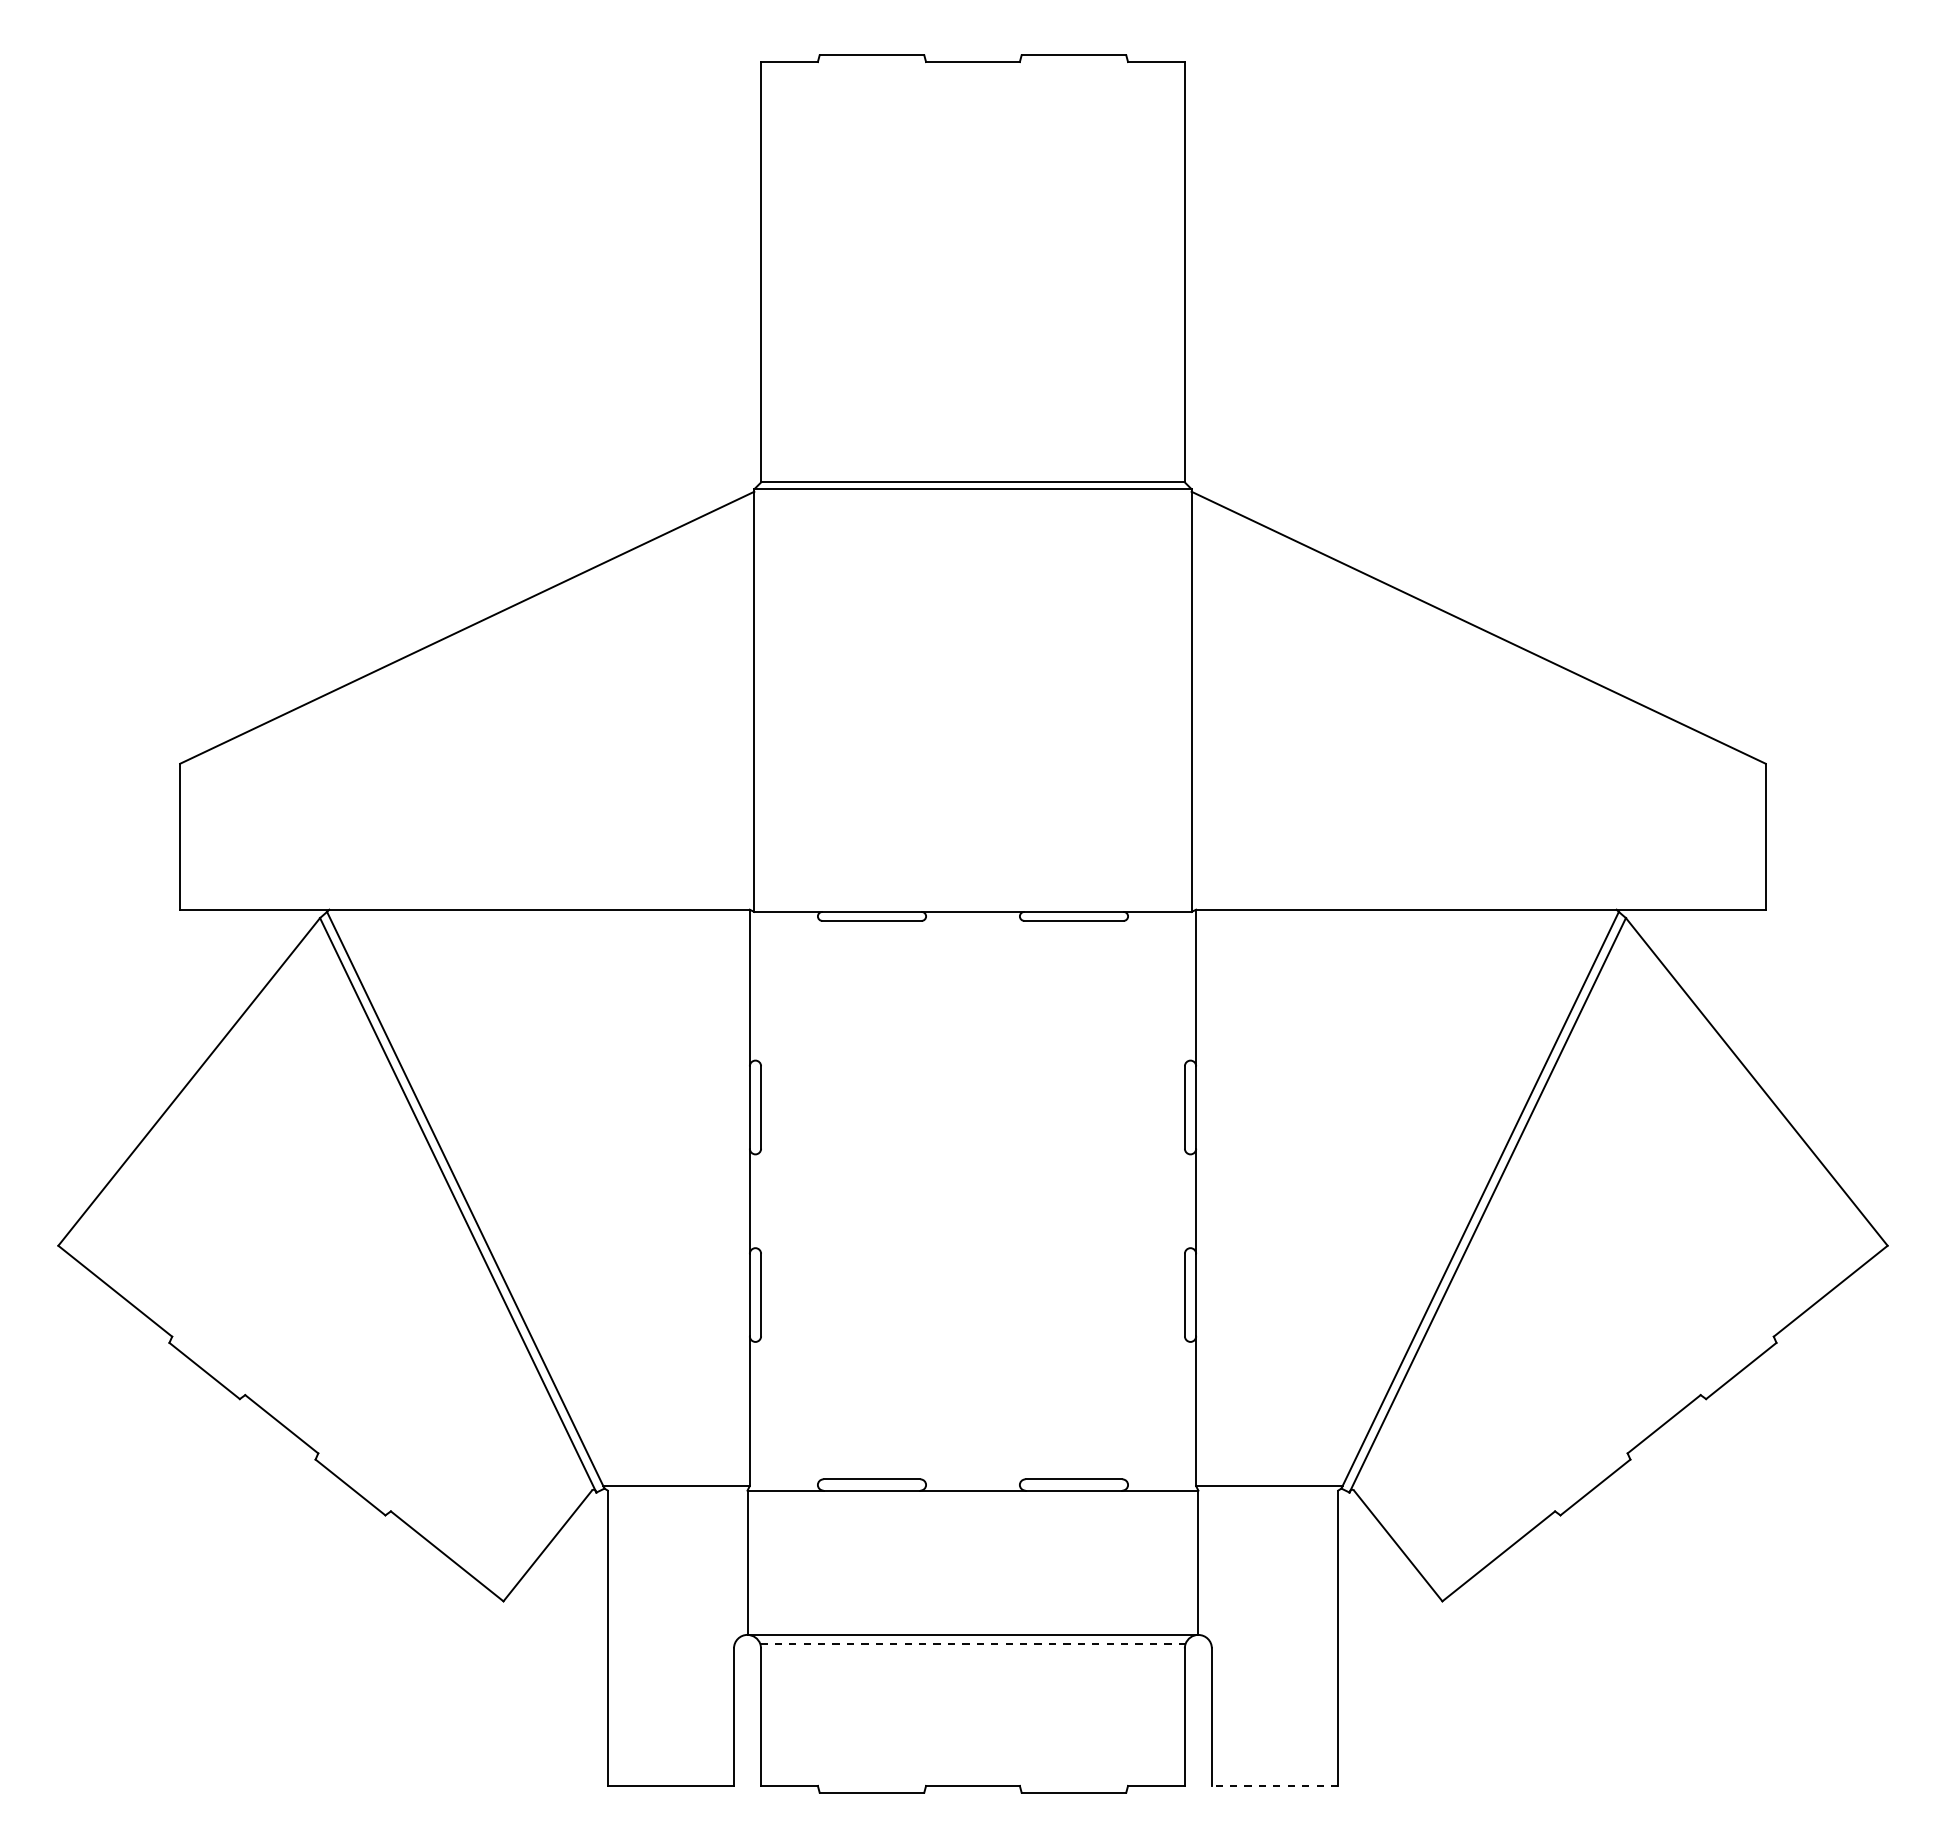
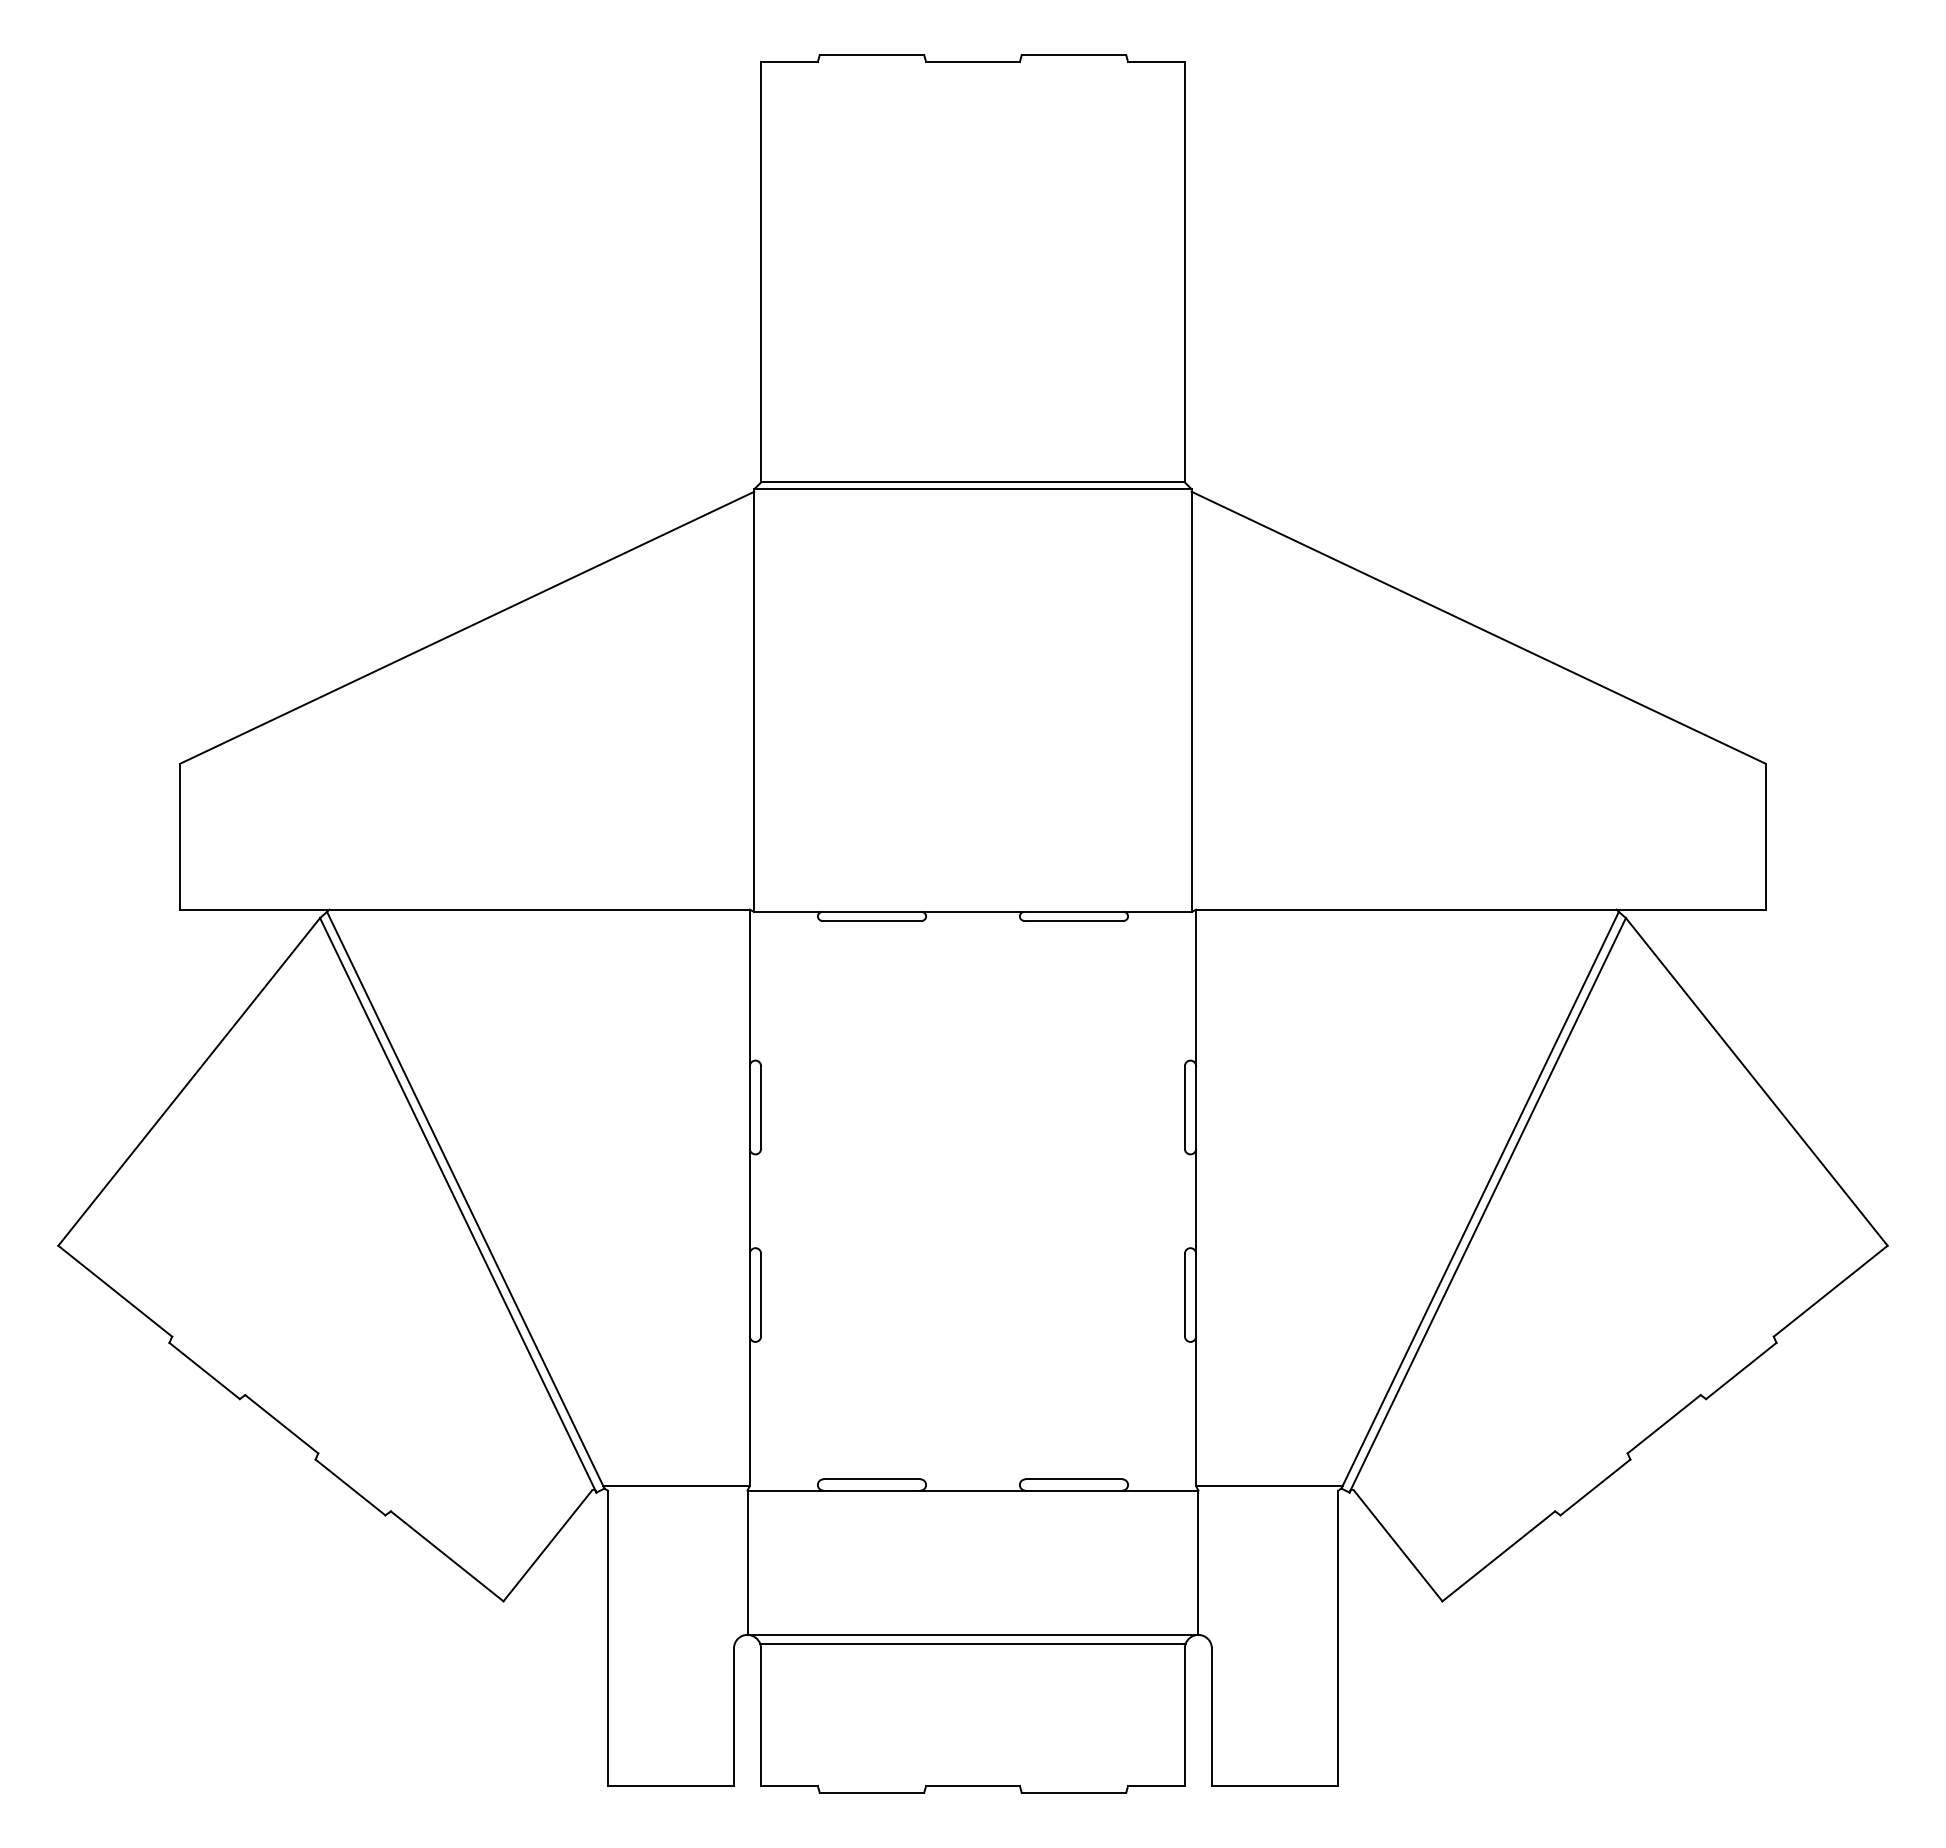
line: dashed -> solid (972, 1643)
line: dashed -> solid (1274, 1785)
